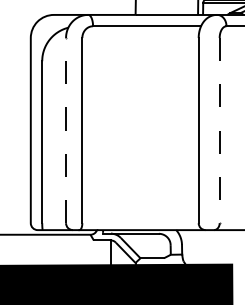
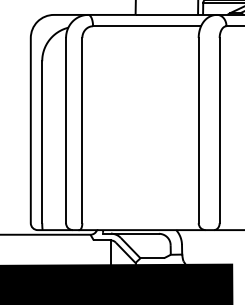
line: dashed -> solid (66, 130)
line: dashed -> solid (219, 130)
